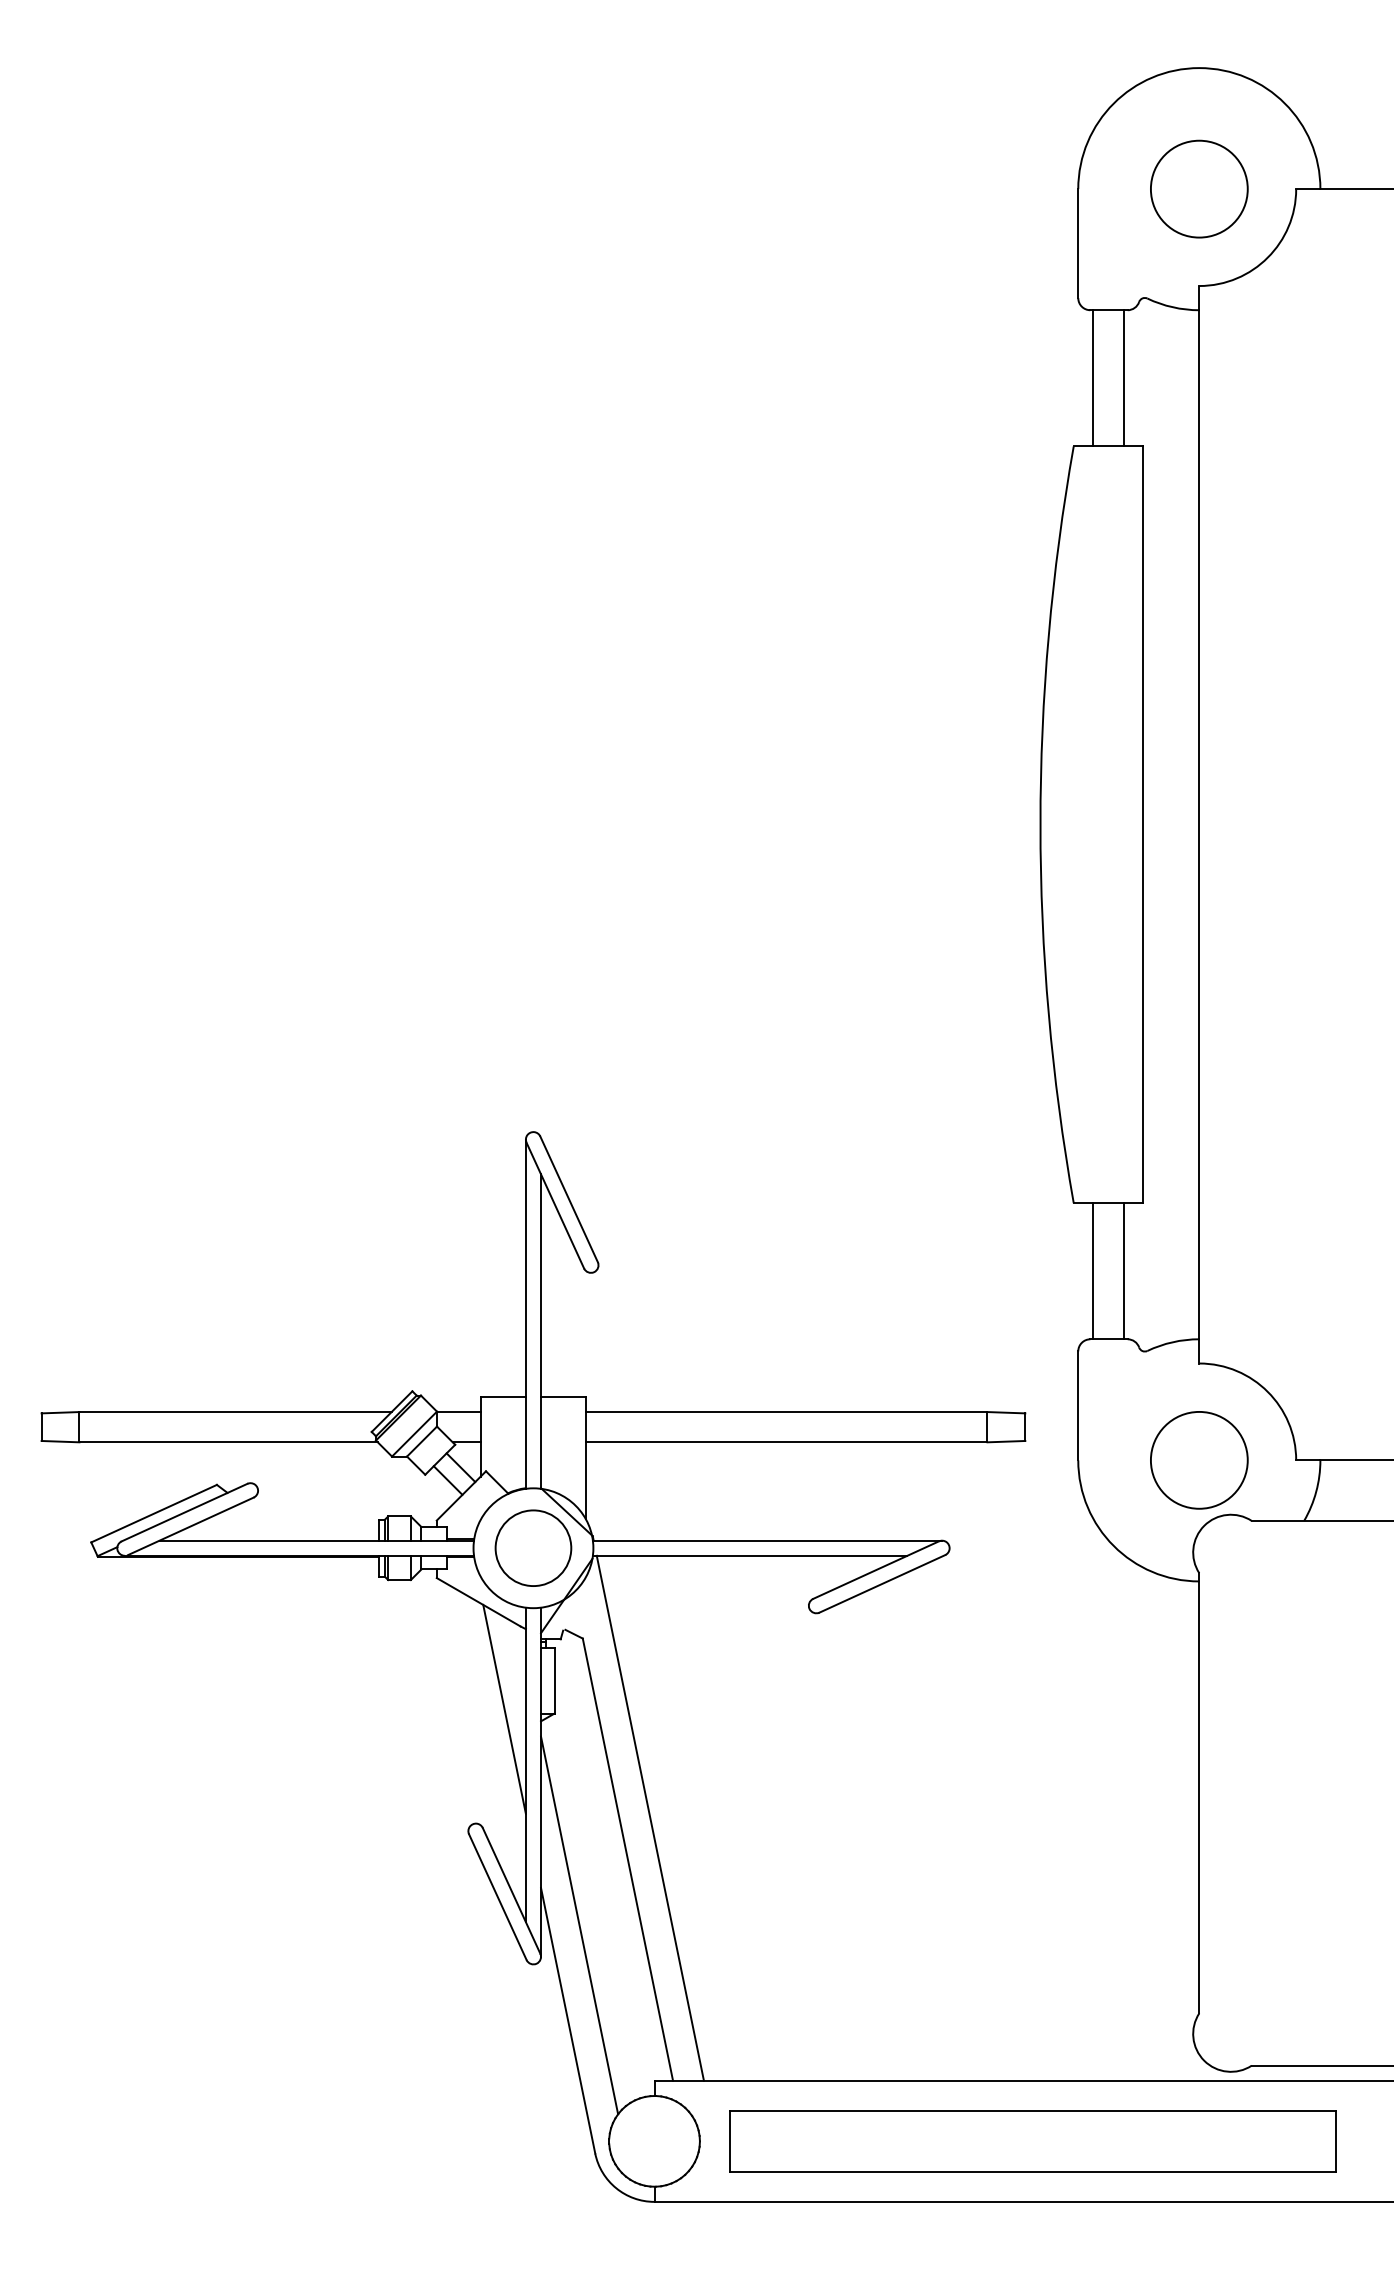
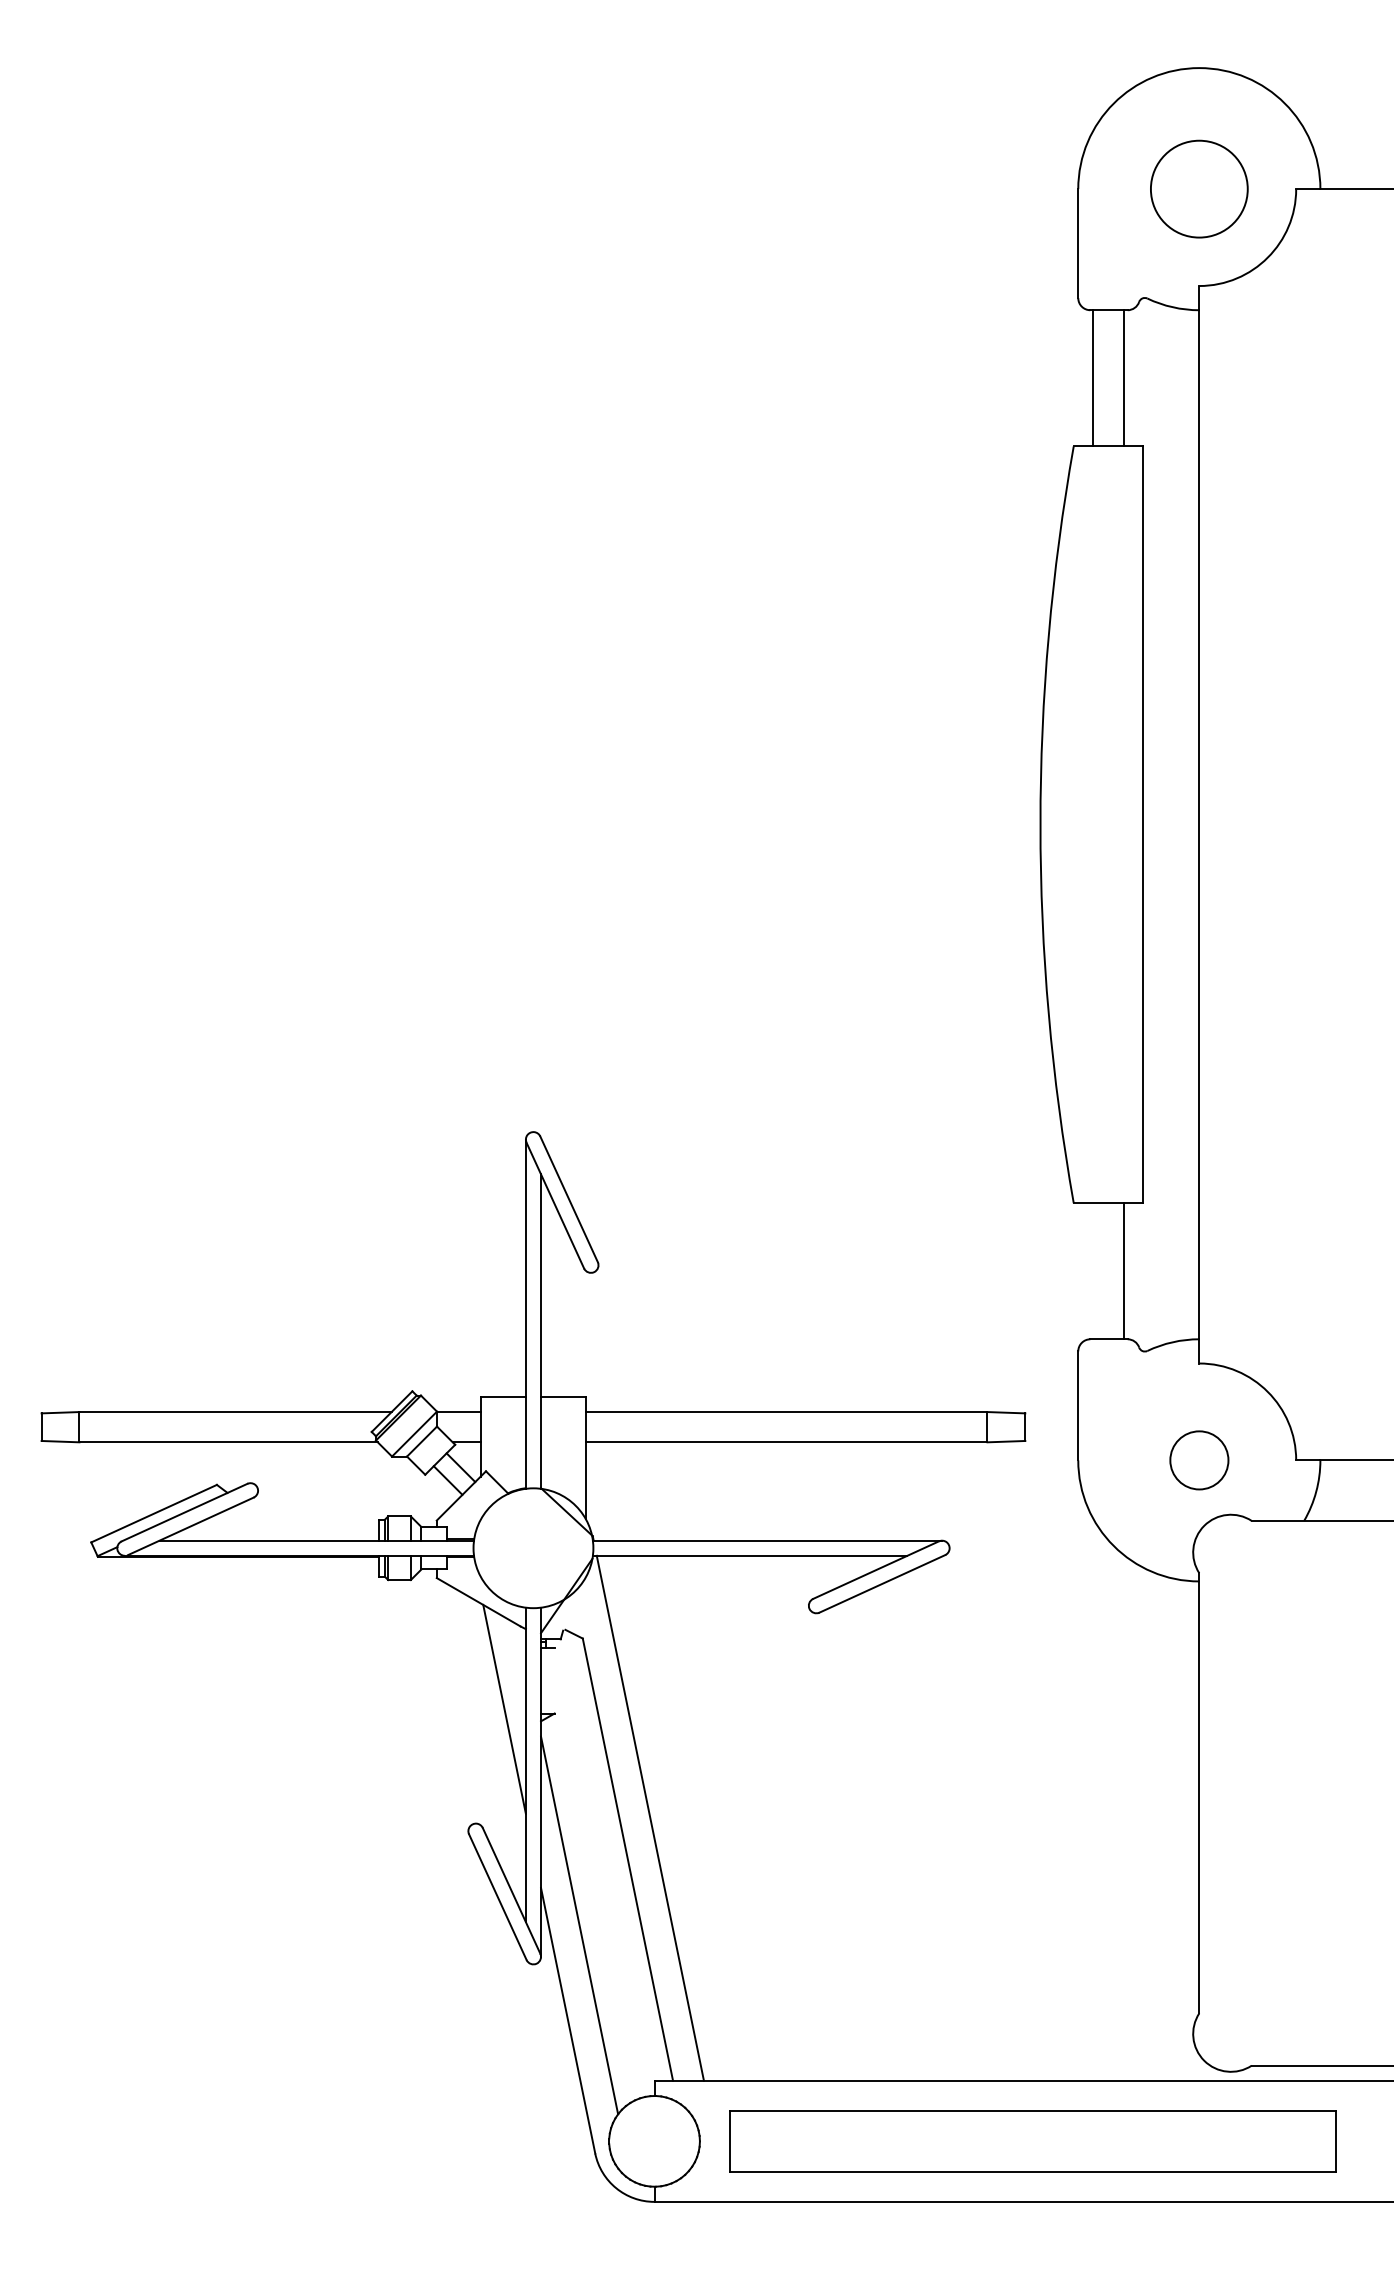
line: present -> none (1093, 1271)
circle size: 99x99 px -> 61x61 px (1199, 1460)
circle: present -> none (533, 1547)
line: present -> none (554, 1680)
